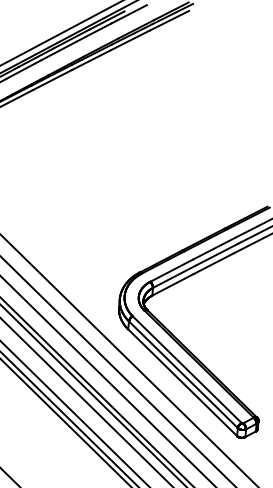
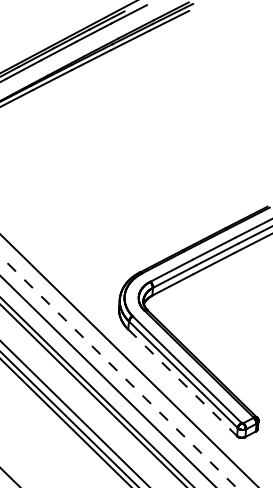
line: present -> none (60, 33)
line: solid -> dashed (118, 372)
line: solid -> dashed (183, 383)
line: present -> none (86, 401)
